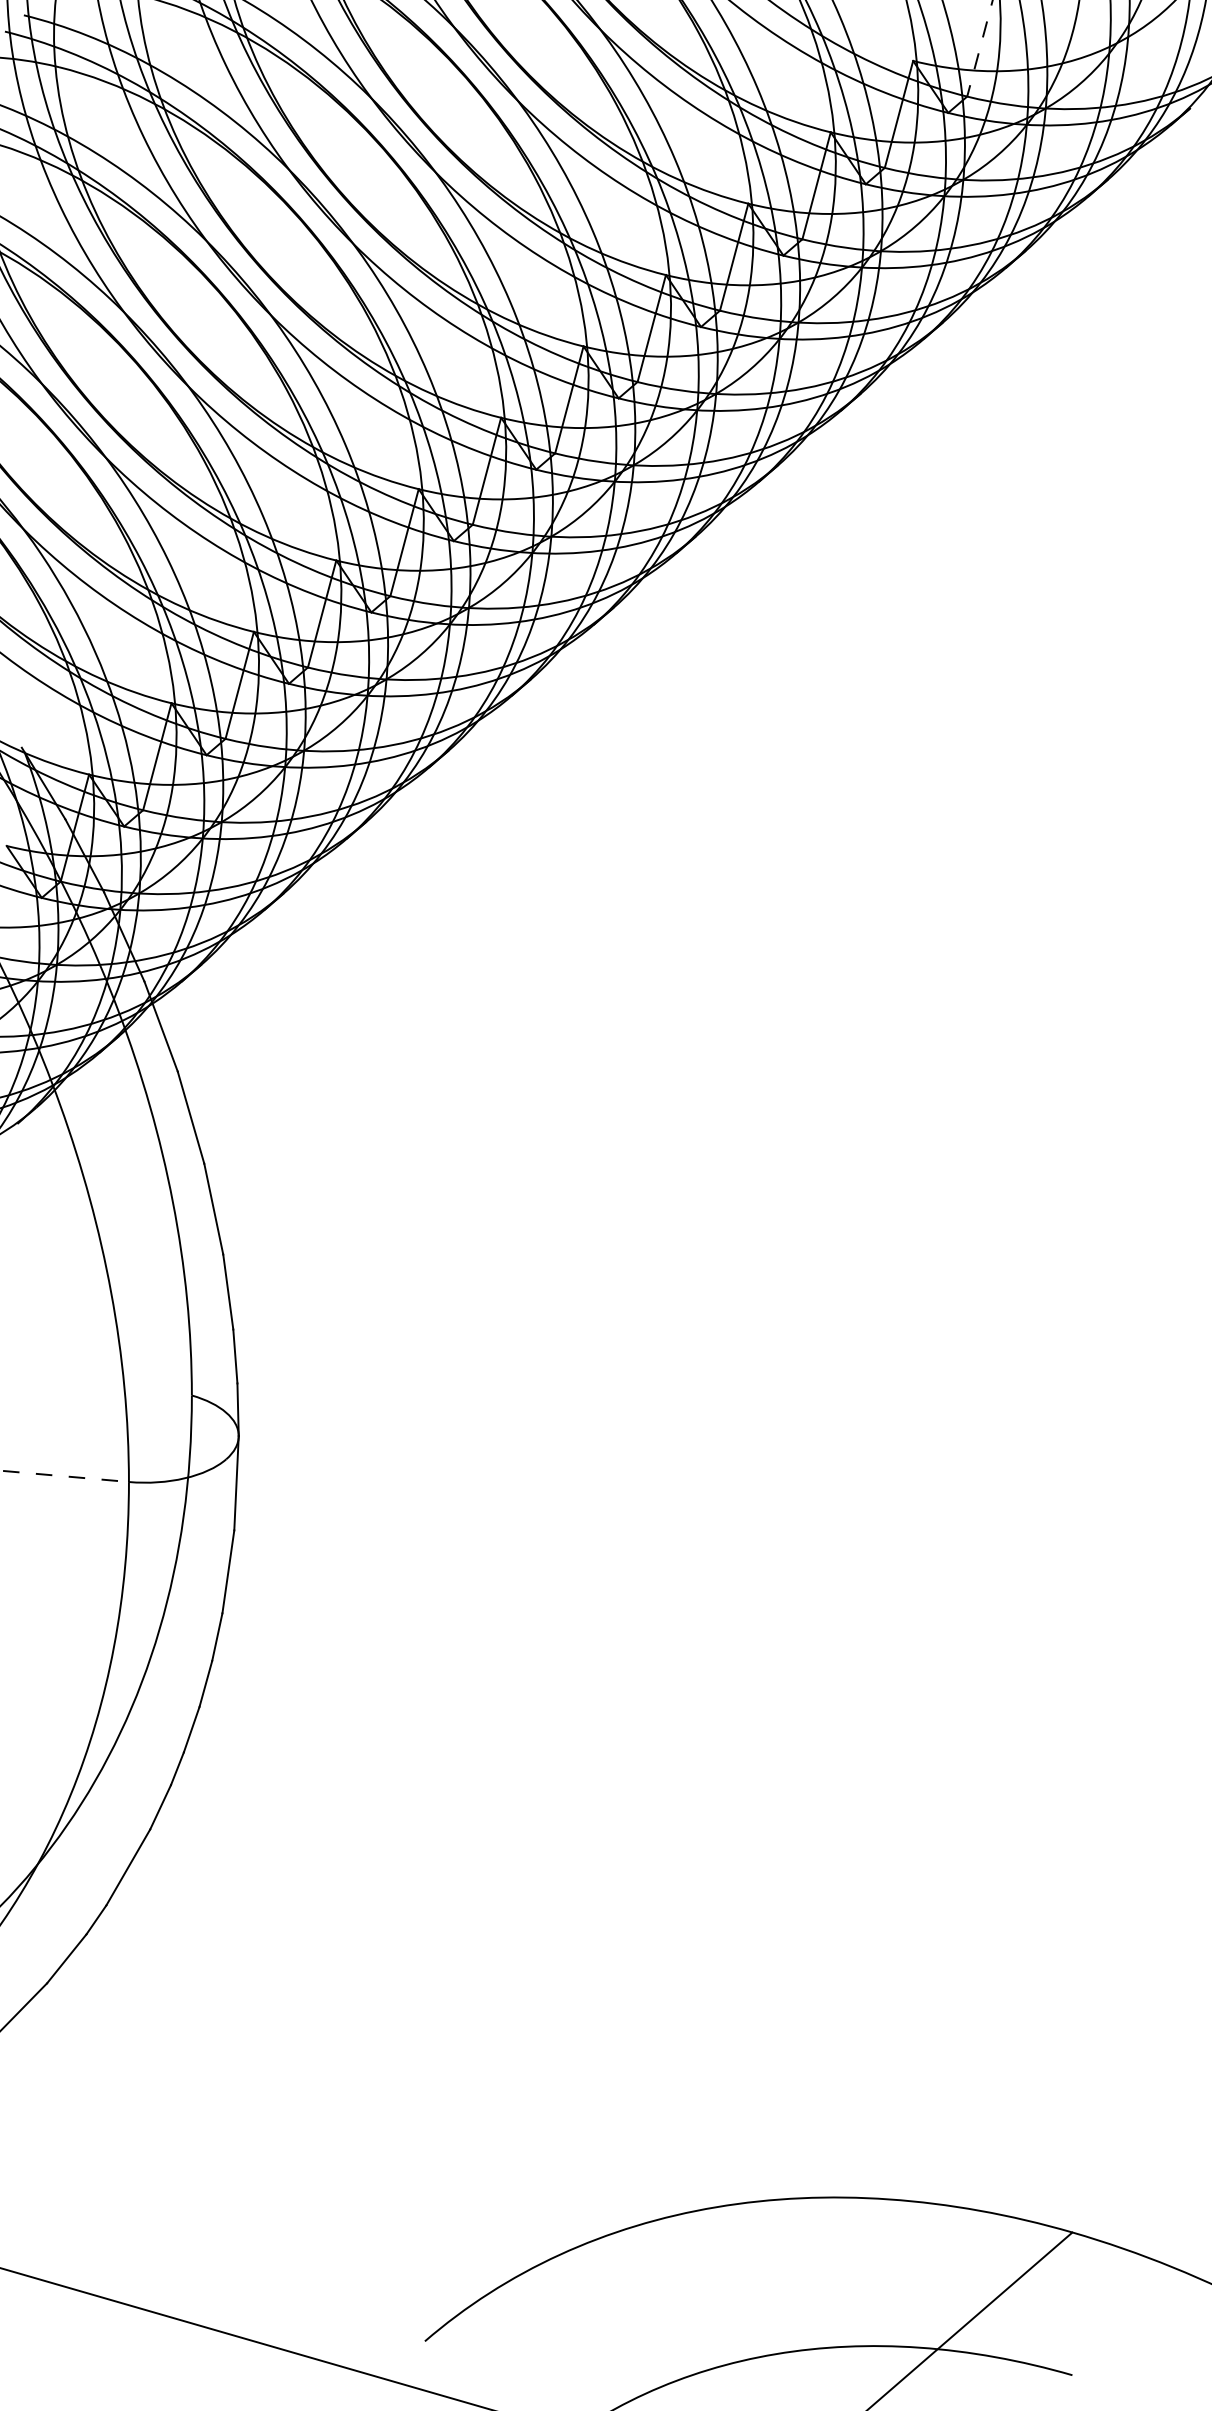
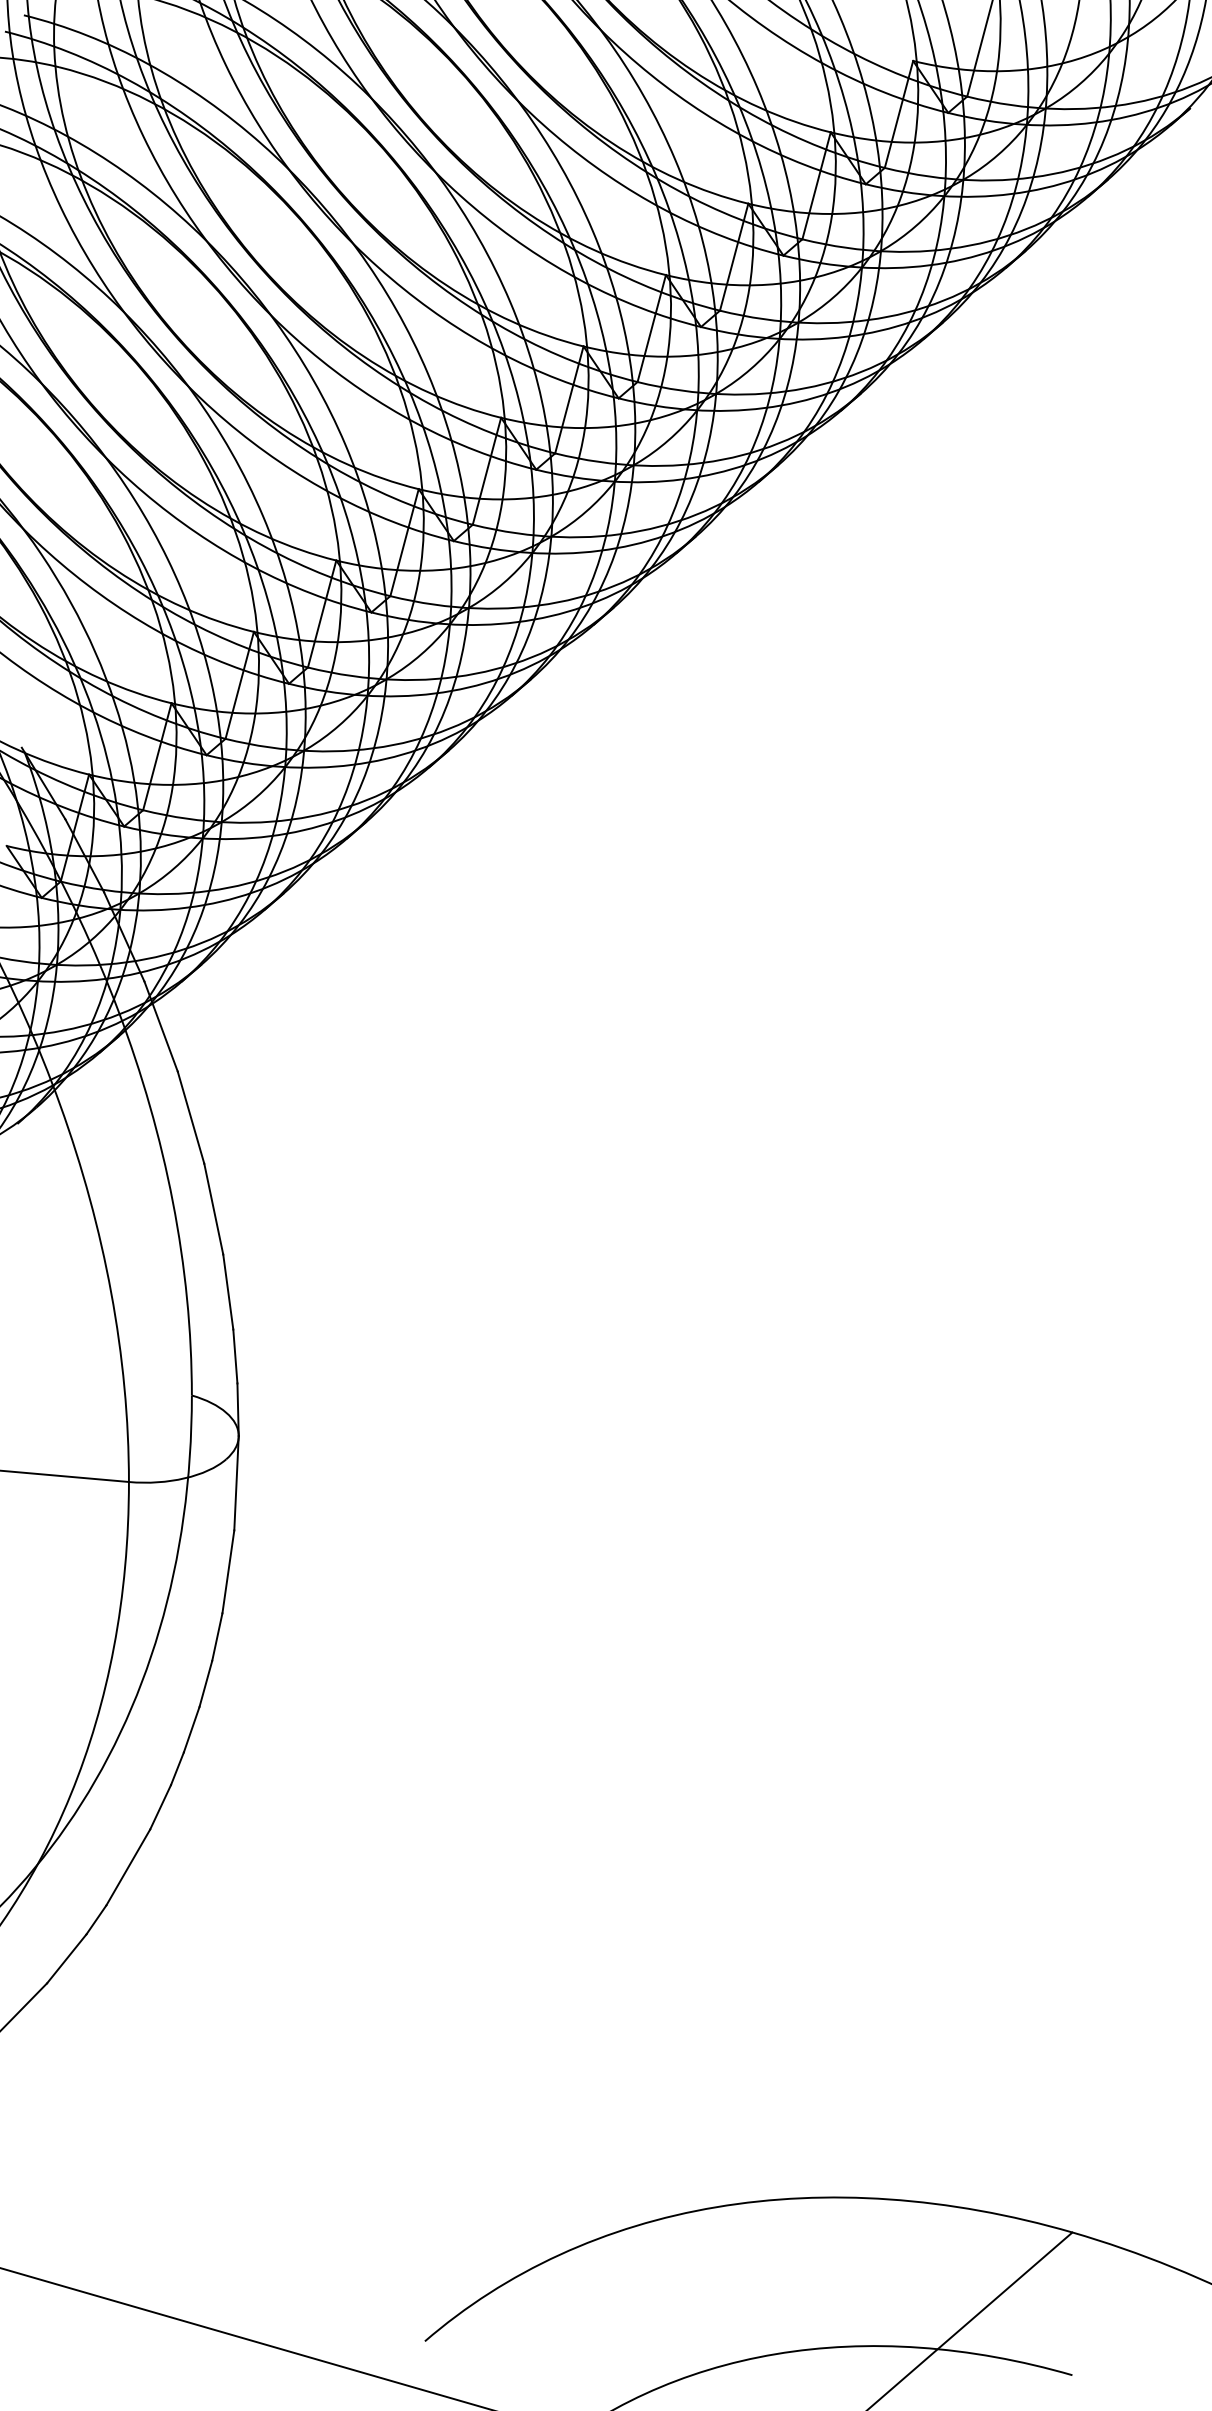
line: dashed -> solid (979, 48)
line: dashed -> solid (65, 1476)
